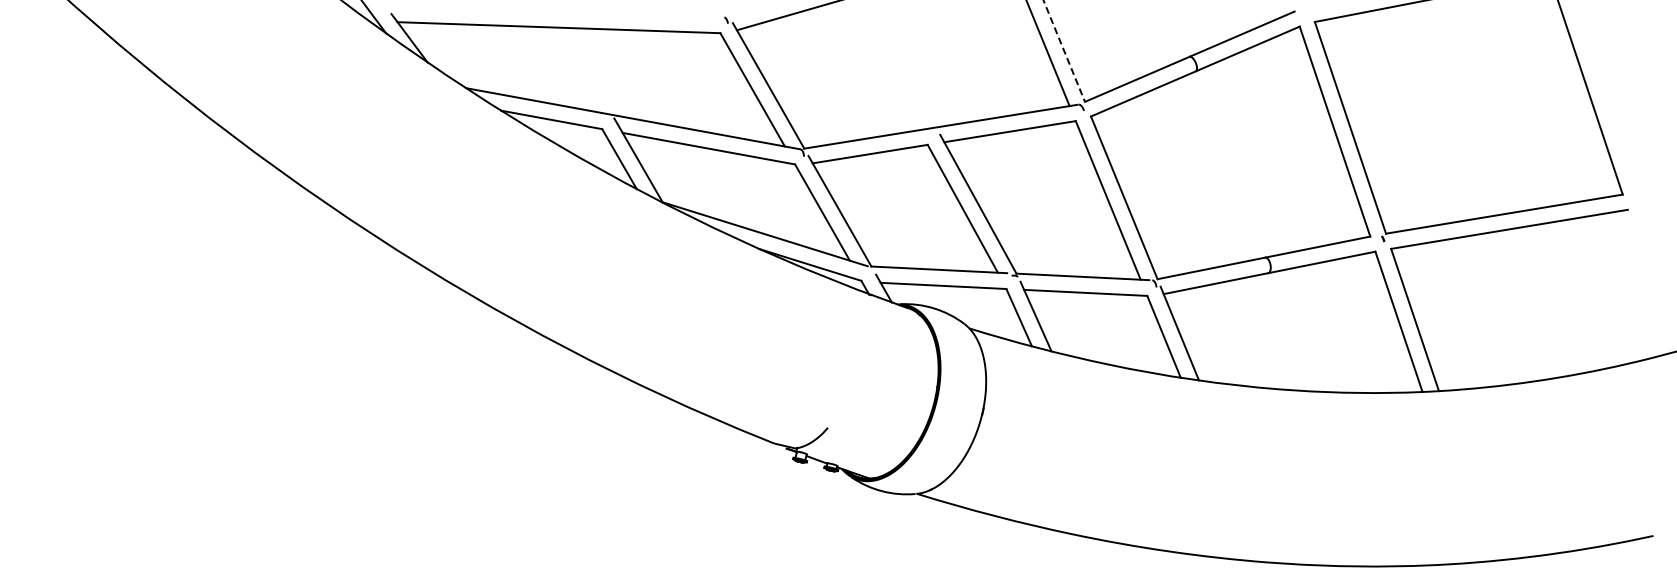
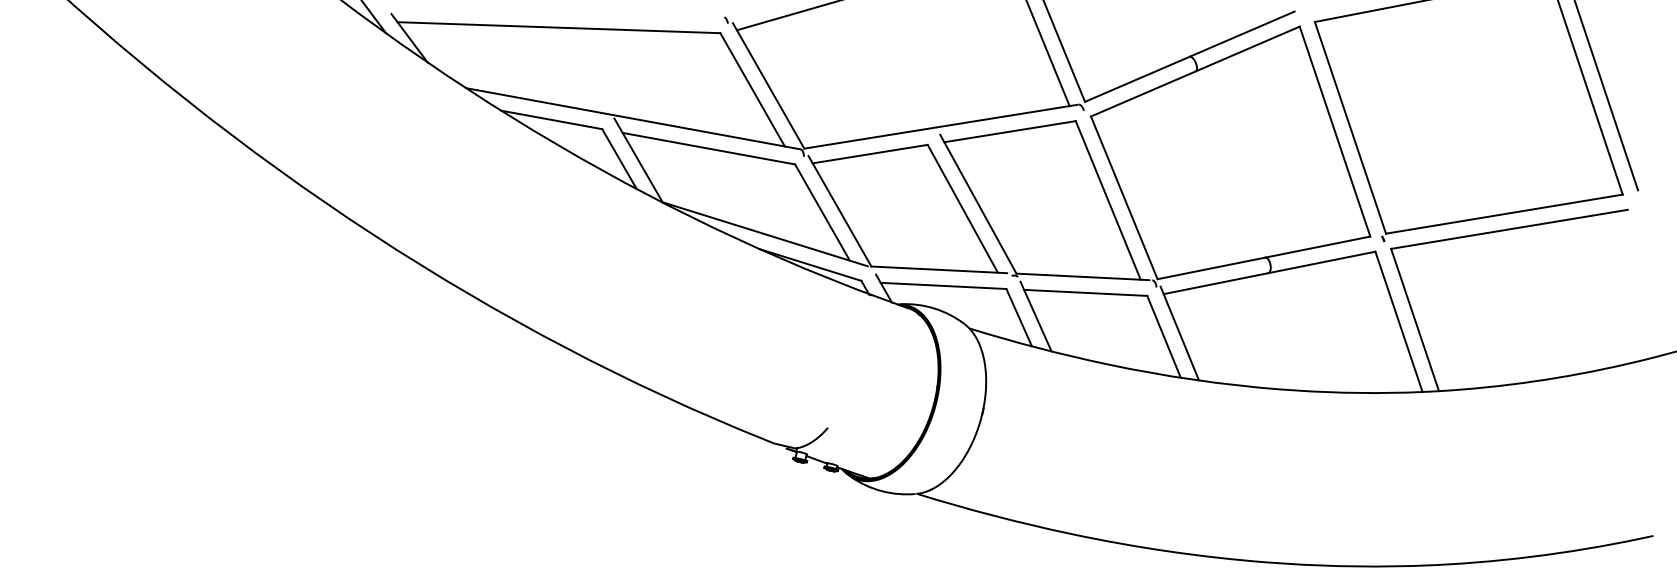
line: dashed -> solid (1064, 51)
line: none -> present (1606, 96)
